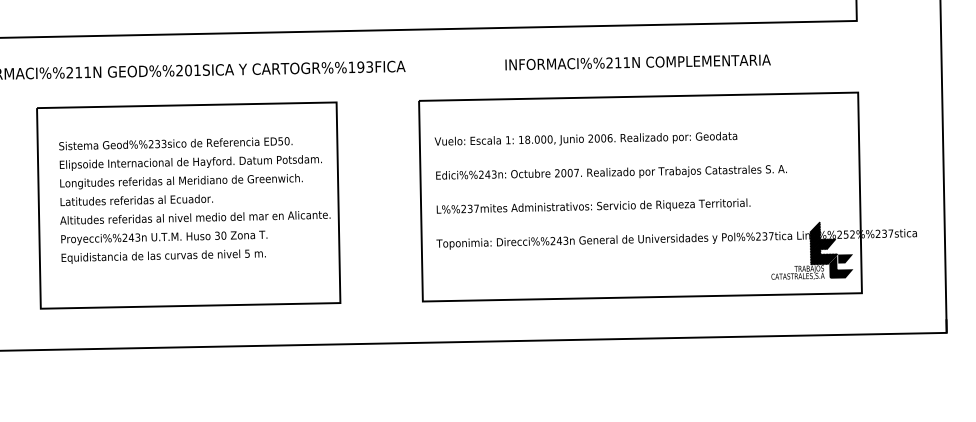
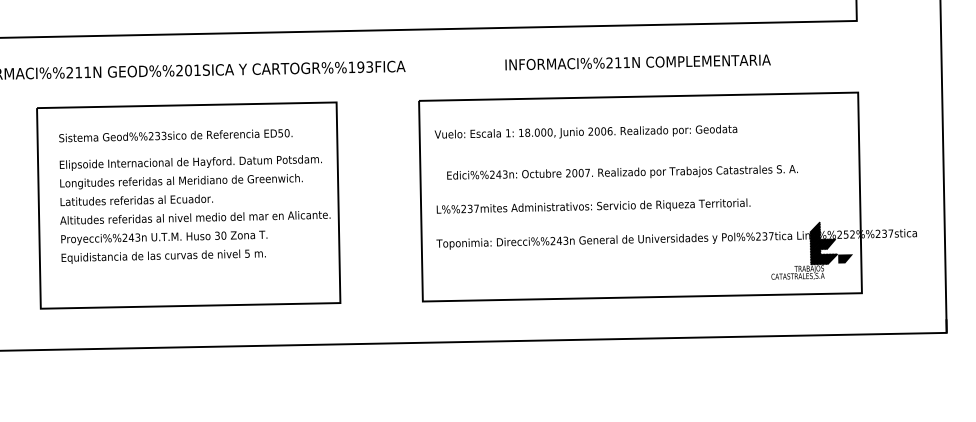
text position: (585, 138) -> (585, 131) (585, 131)
text position: (175, 143) -> (175, 135) (175, 135)
text position: (611, 172) -> (622, 172) (622, 172)
fill: present -> none (841, 266)
